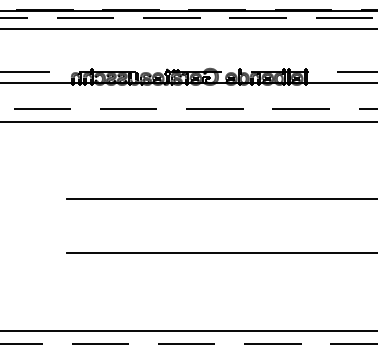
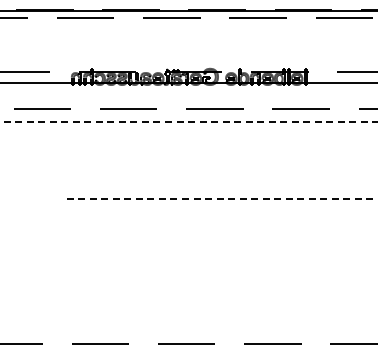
line: present -> none (188, 29)
line: solid -> dashed (189, 121)
line: solid -> dashed (222, 198)
line: present -> none (220, 252)
line: present -> none (188, 330)
